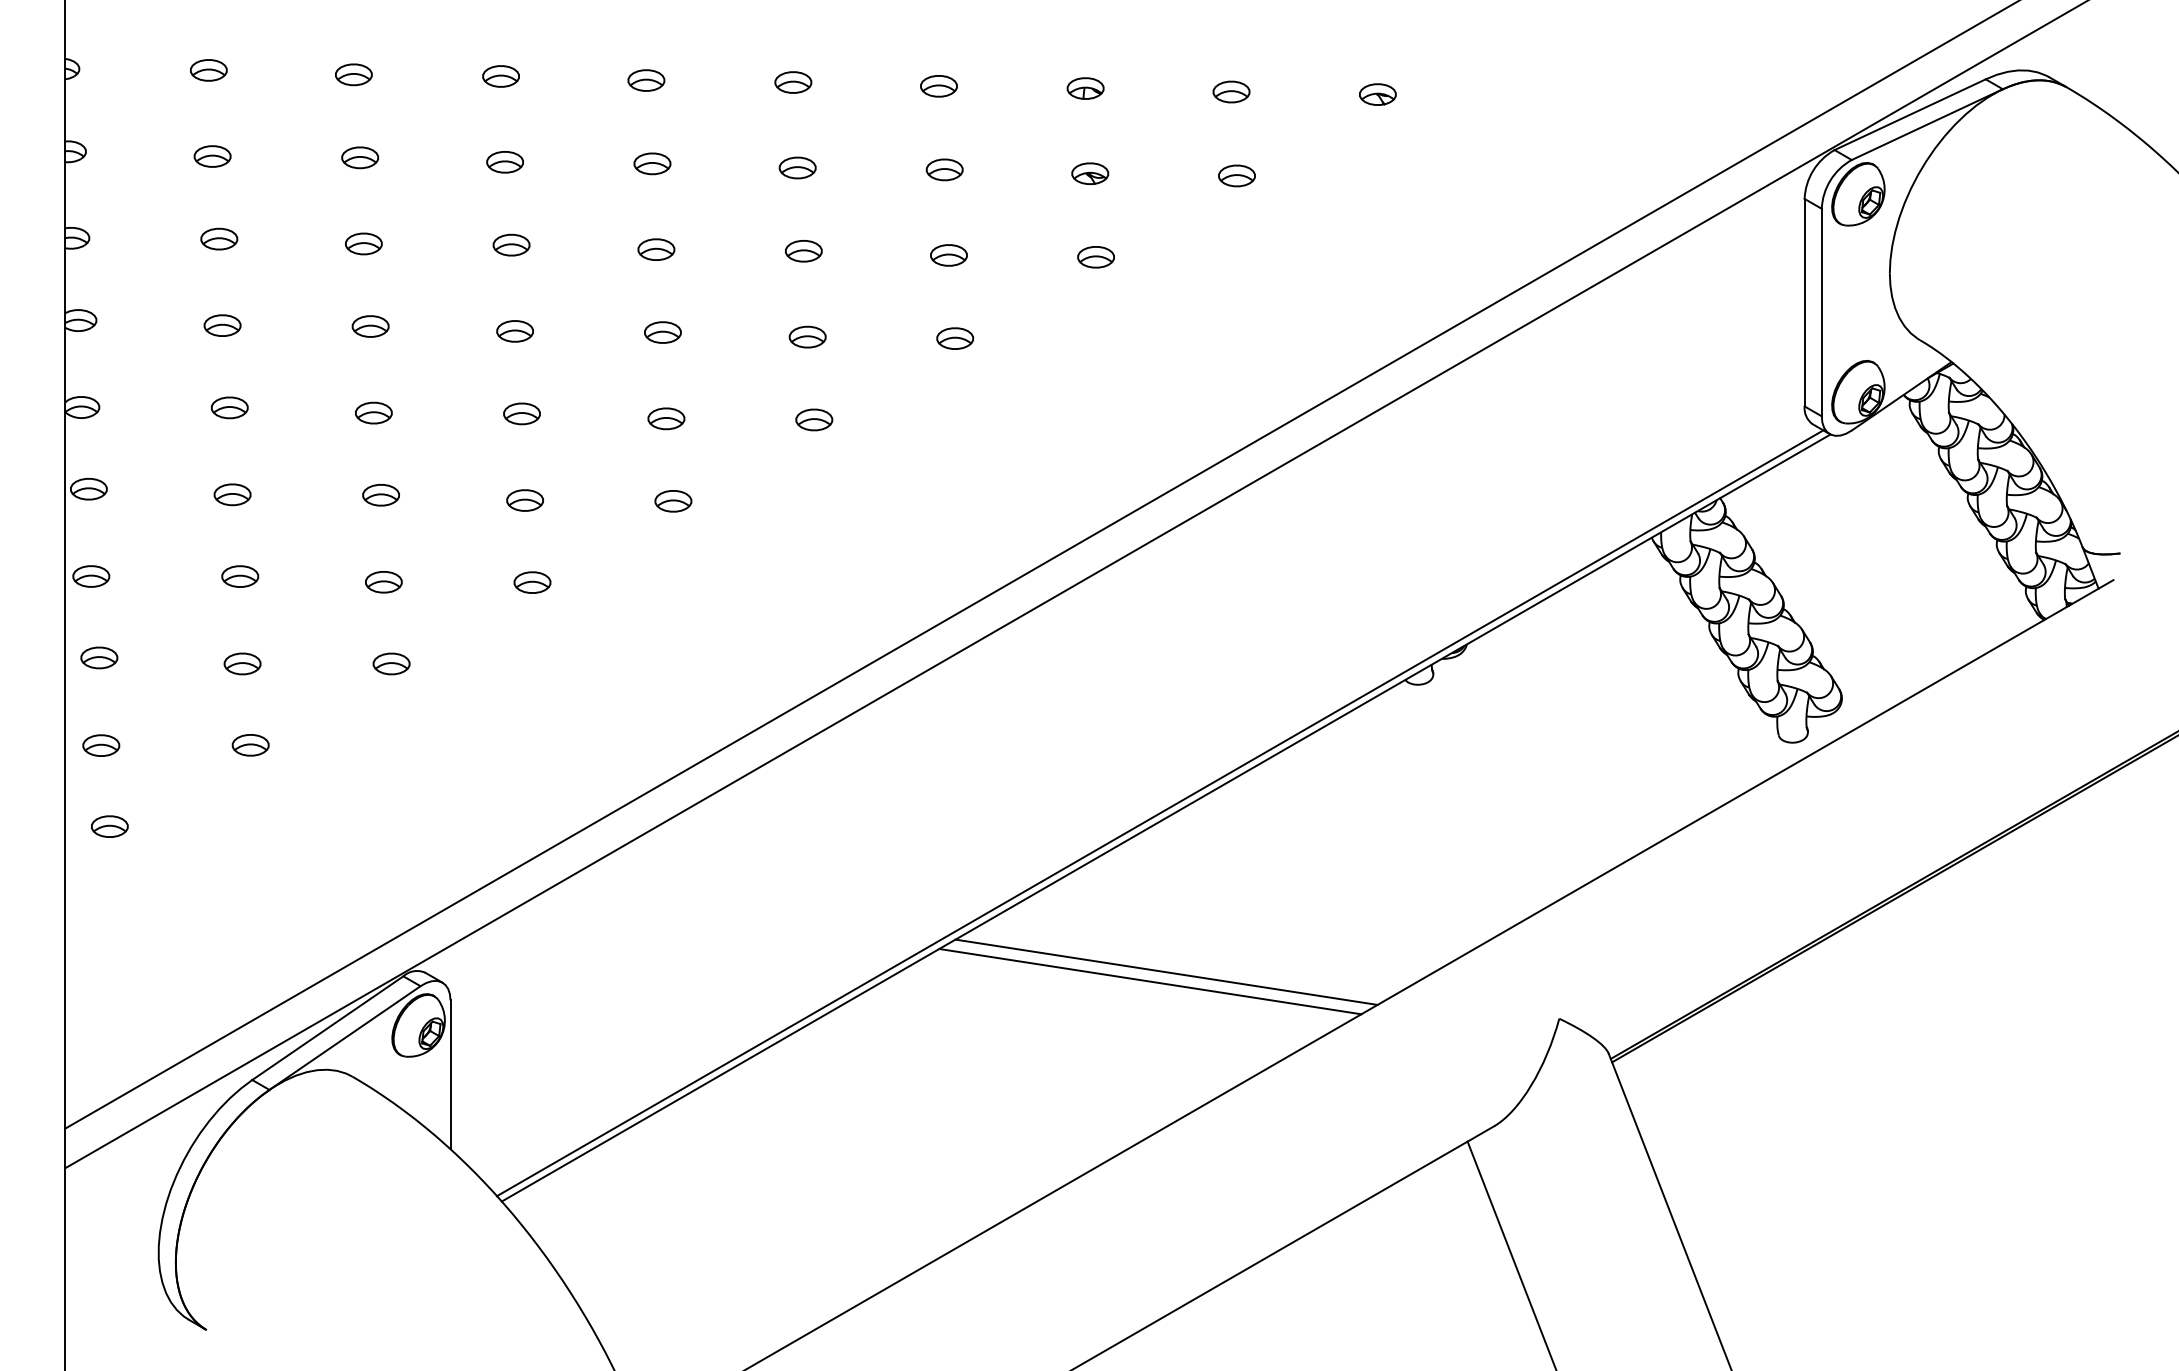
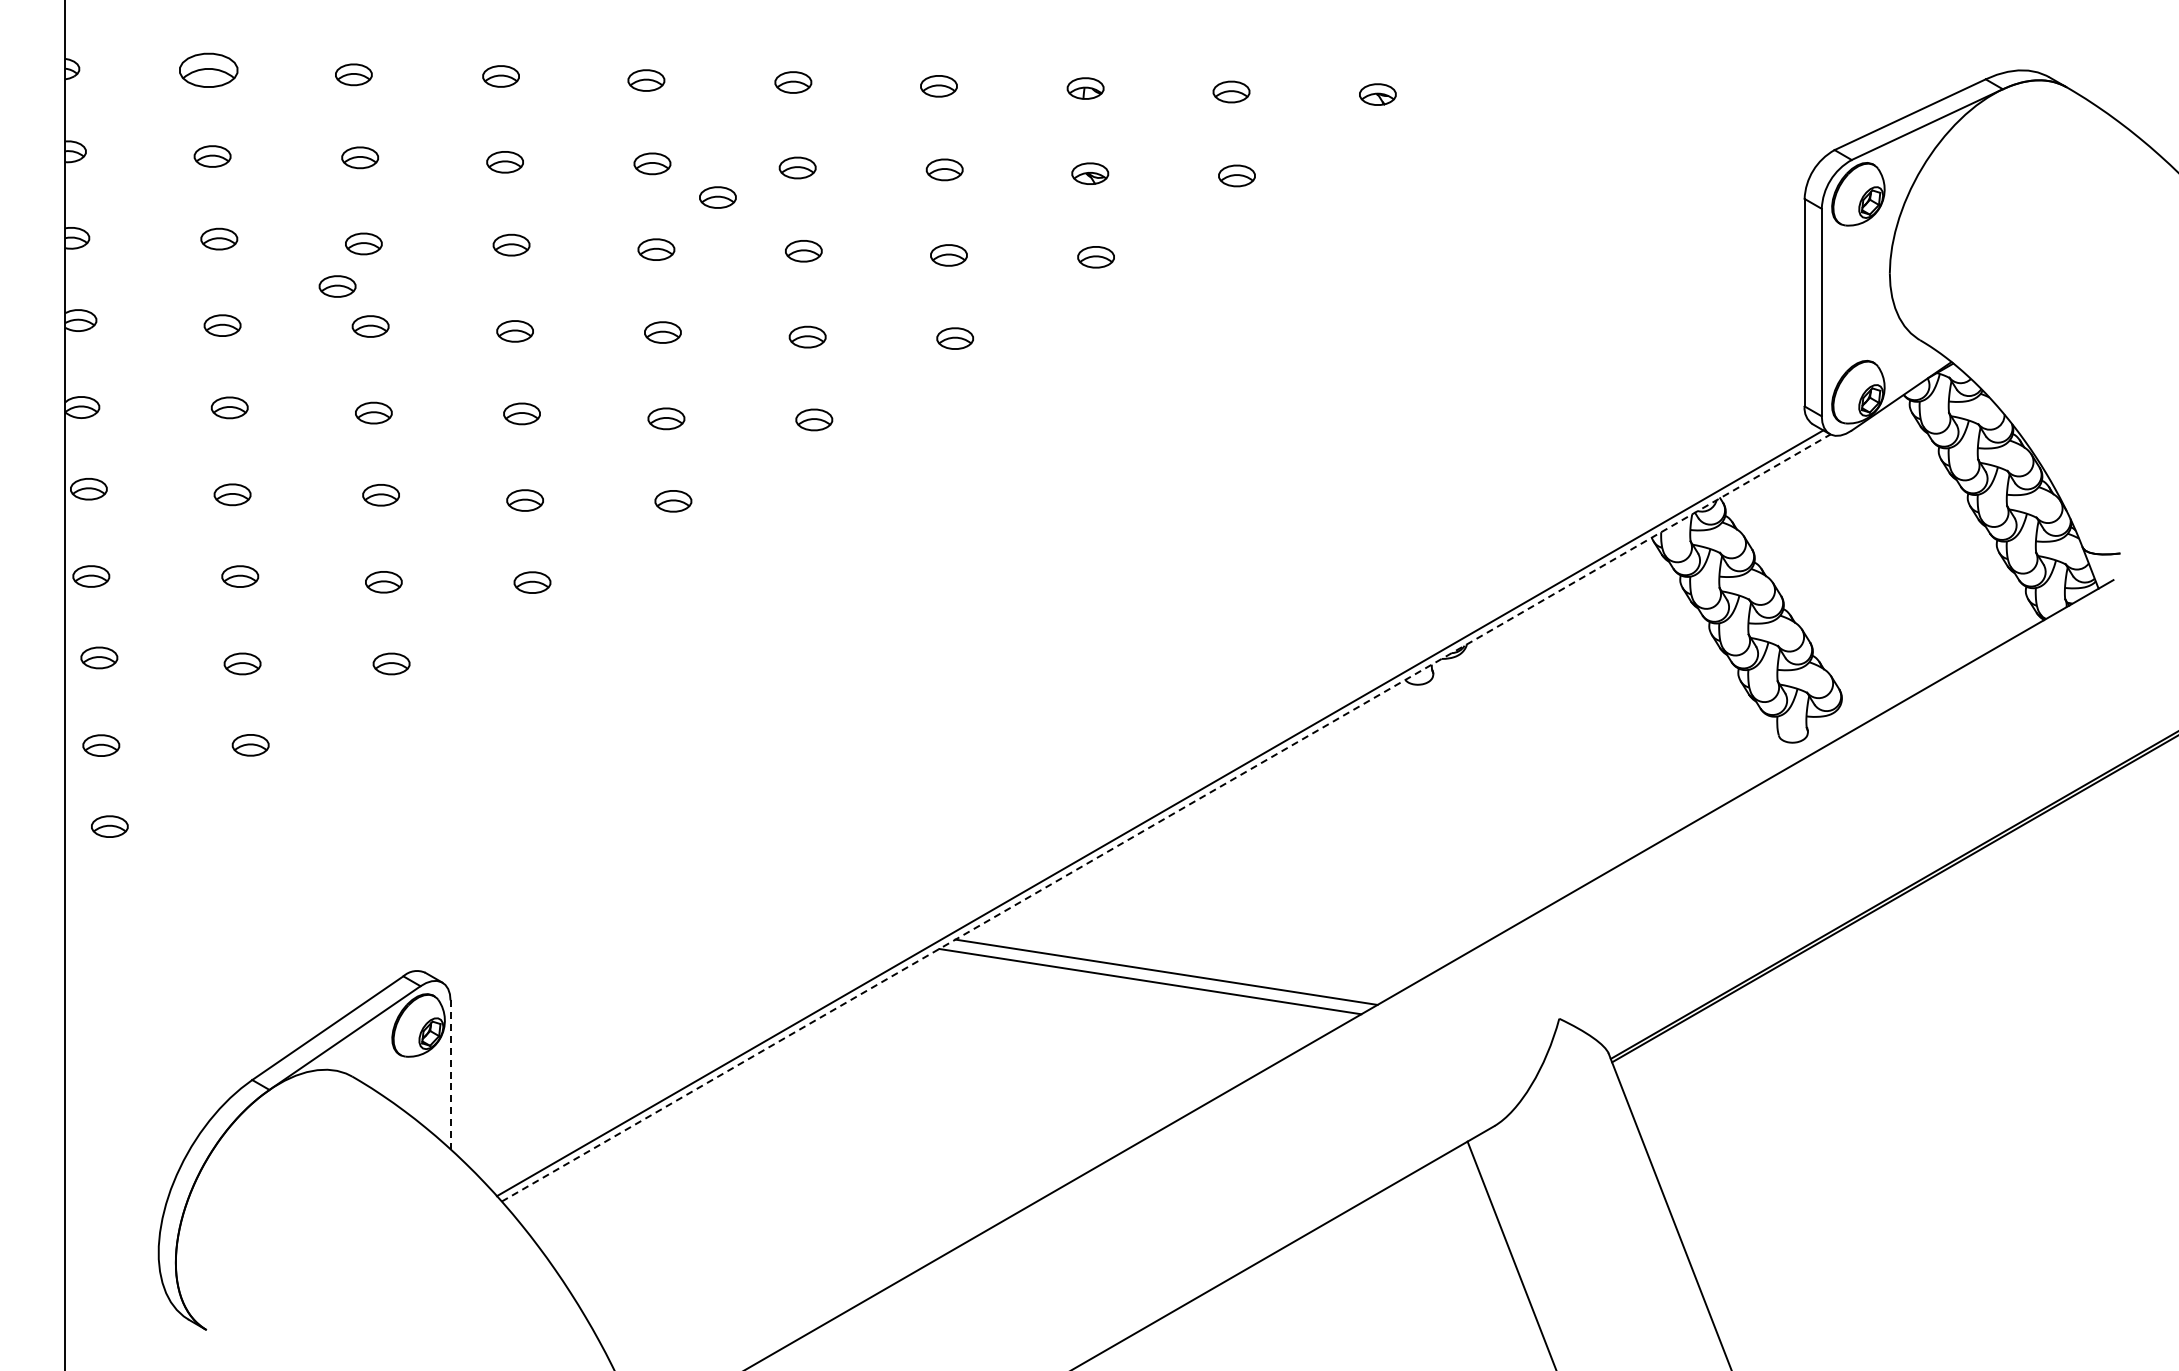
part size: 38x23 px -> 60x36 px (208, 69)
part: none -> present (717, 197)
part: none -> present (337, 286)
line: present -> none (1040, 565)
line: present -> none (1075, 585)
line: solid -> dashed (1166, 817)
line: solid -> dashed (450, 1075)
